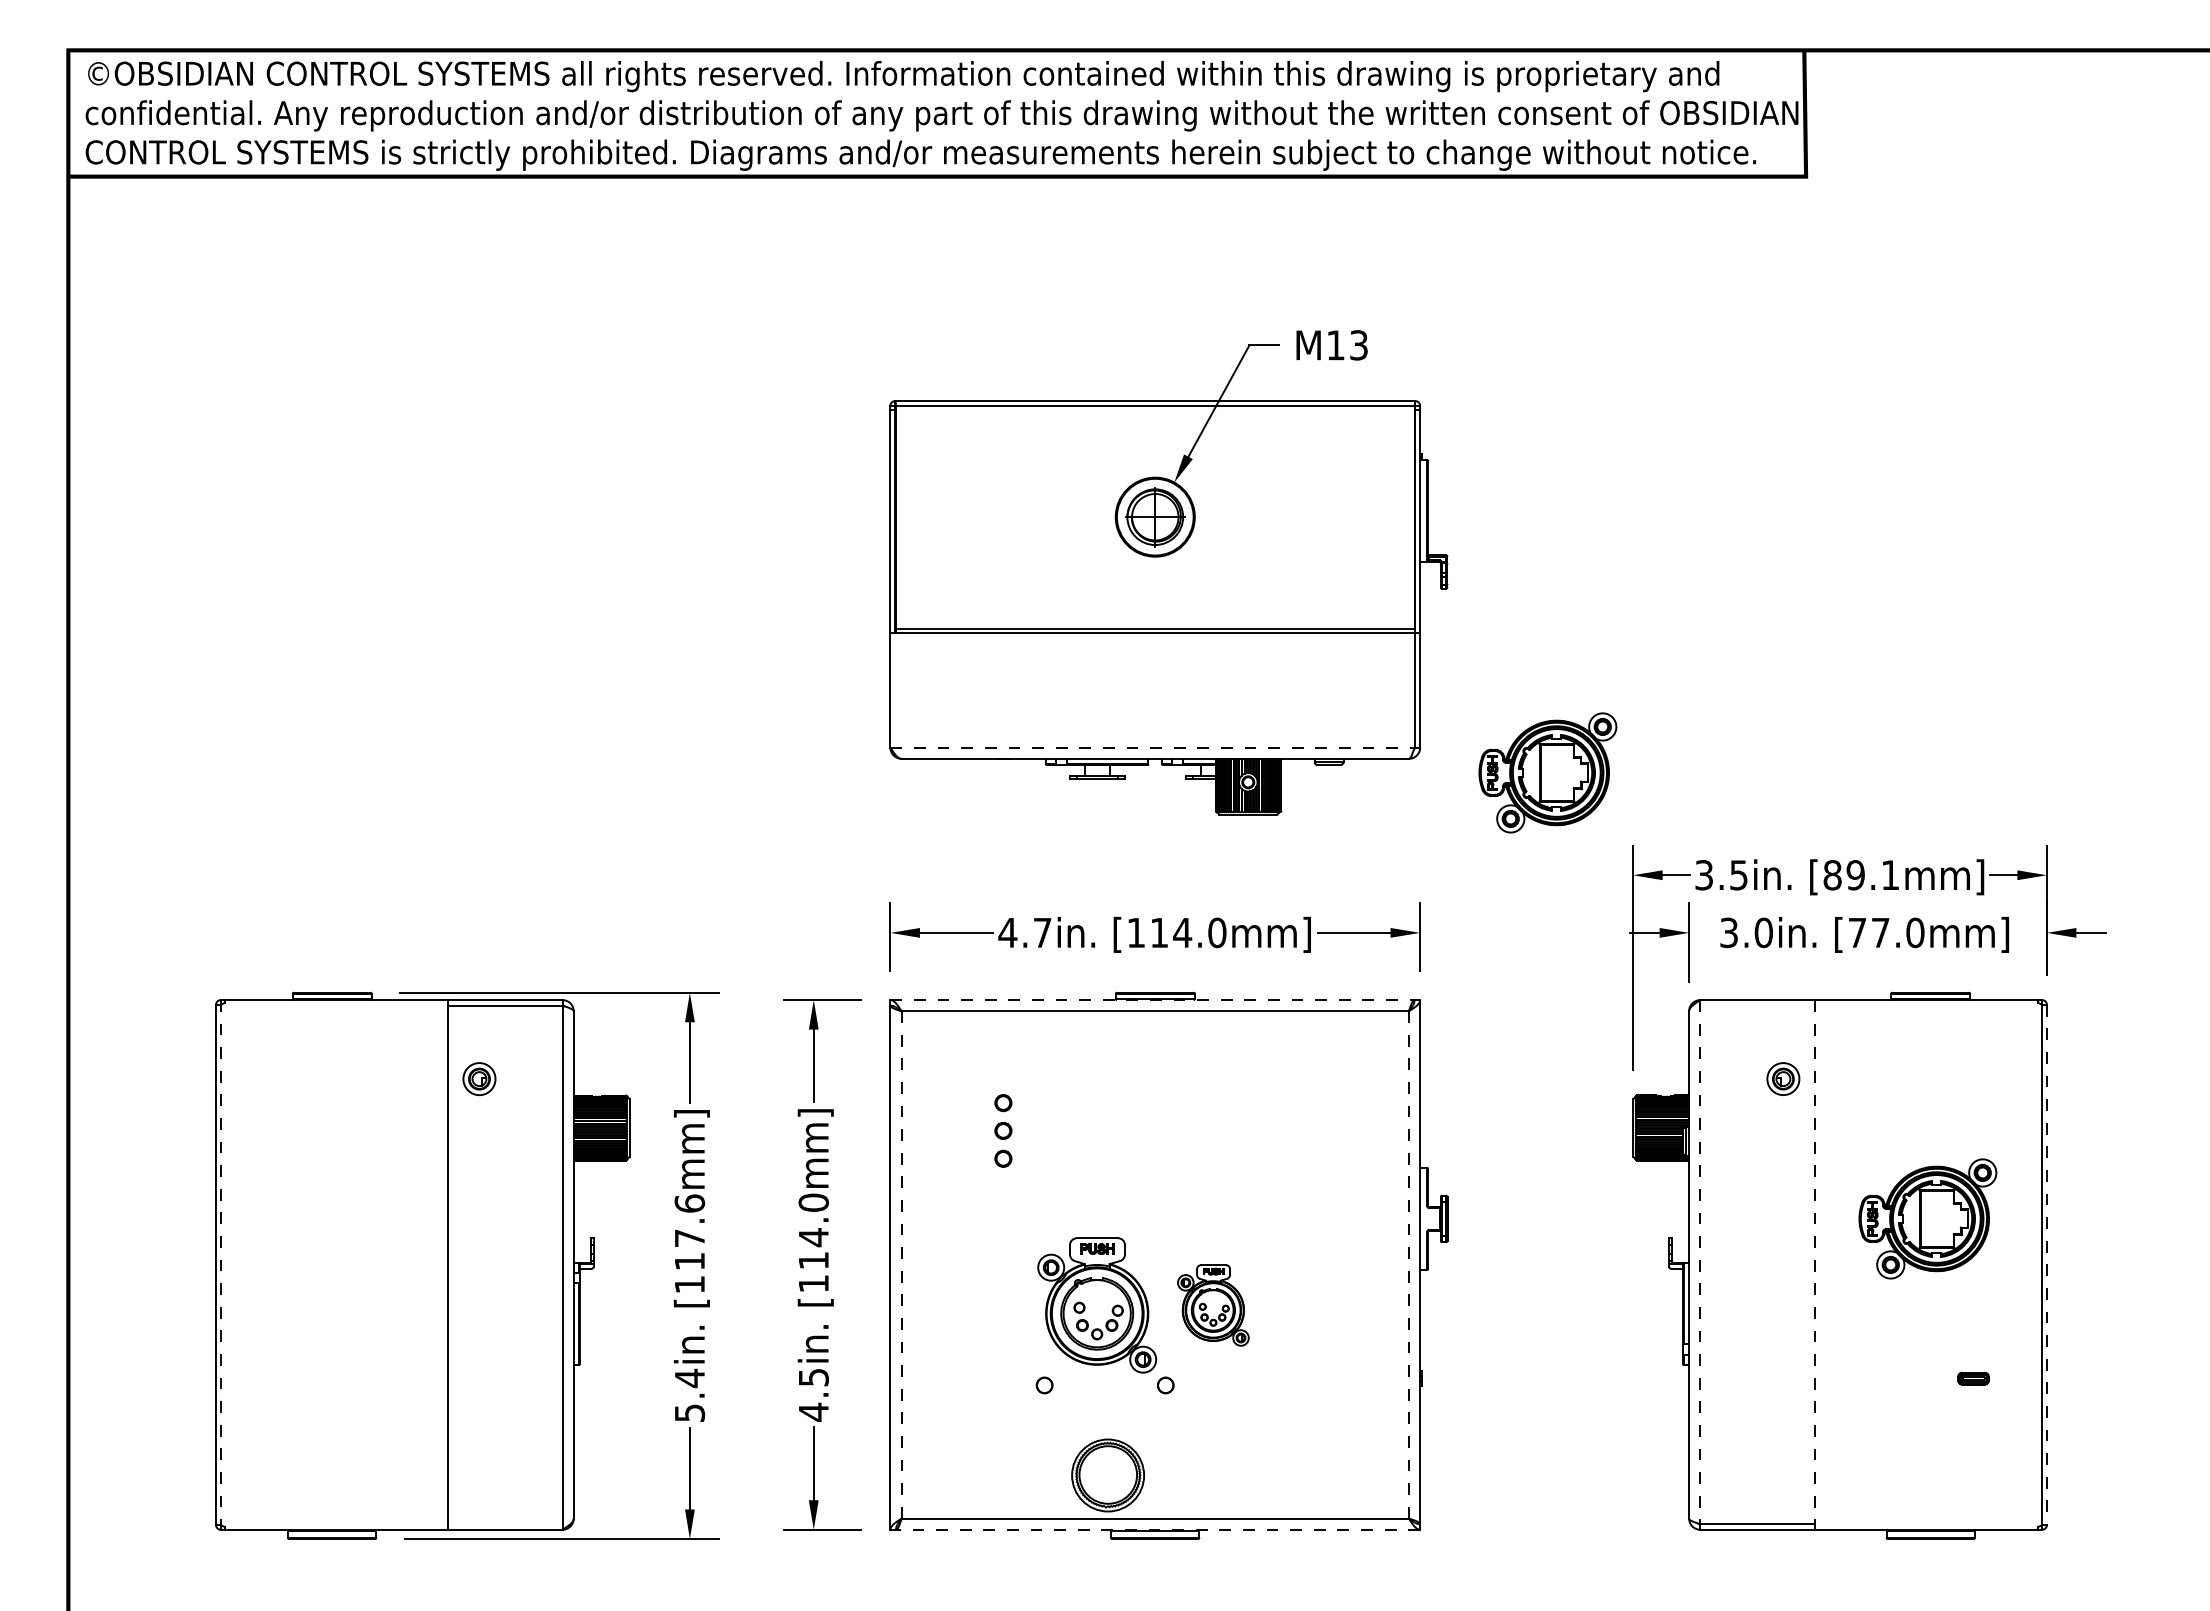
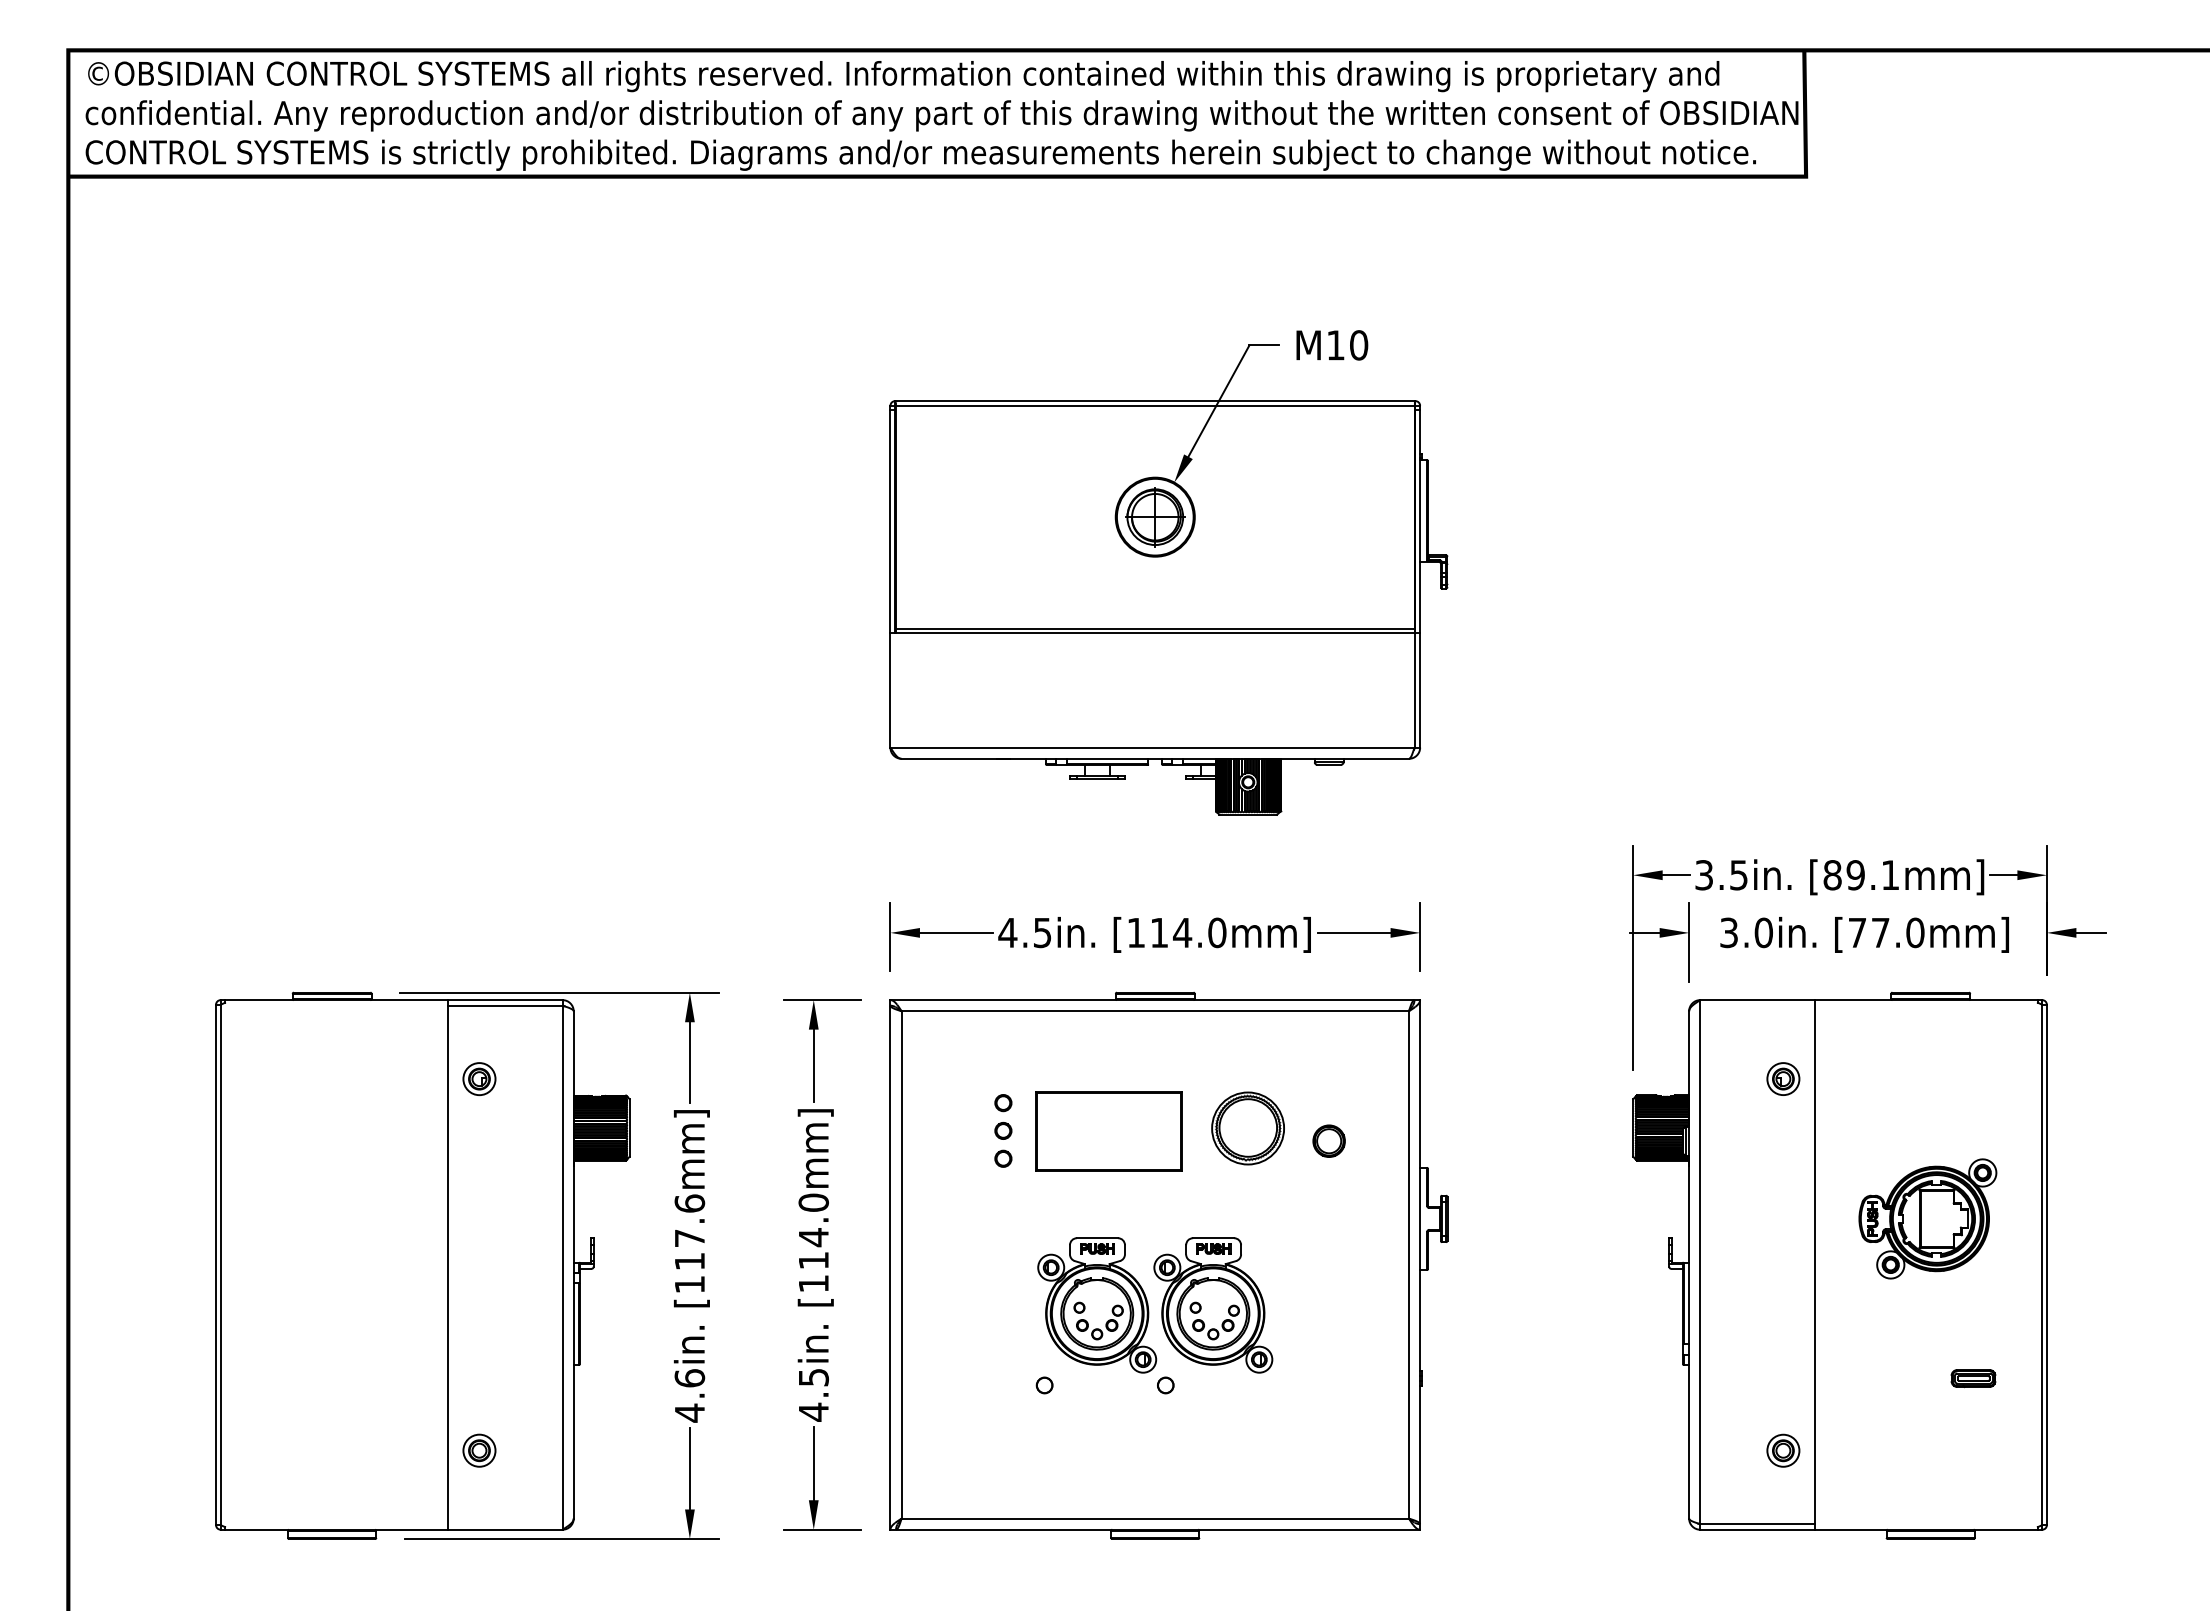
text: M13 -> M10 (1359, 345)
line: dashed -> solid (1155, 747)
part: present -> none (1547, 772)
text: 4.7in. -> 4.5in. (1042, 933)
line: dashed -> solid (1155, 1000)
part: none -> present (1108, 1131)
part: none -> present (1328, 1140)
line: dashed -> solid (220, 1264)
line: dashed -> solid (901, 1264)
line: dashed -> solid (1408, 1264)
line: dashed -> solid (1700, 1264)
line: dashed -> solid (1814, 1264)
line: dashed -> solid (2046, 1265)
part size: 73x83 px -> 121x137 px (1213, 1305)
part size: 33x15 px -> 47x20 px (1973, 1378)
text: 5.4in. -> 4.6in. (689, 1395)
part: none -> present (479, 1450)
part: none -> present (1783, 1450)
part position: (1107, 1475) -> (1247, 1128) (1247, 1128)
line: dashed -> solid (1155, 1529)
